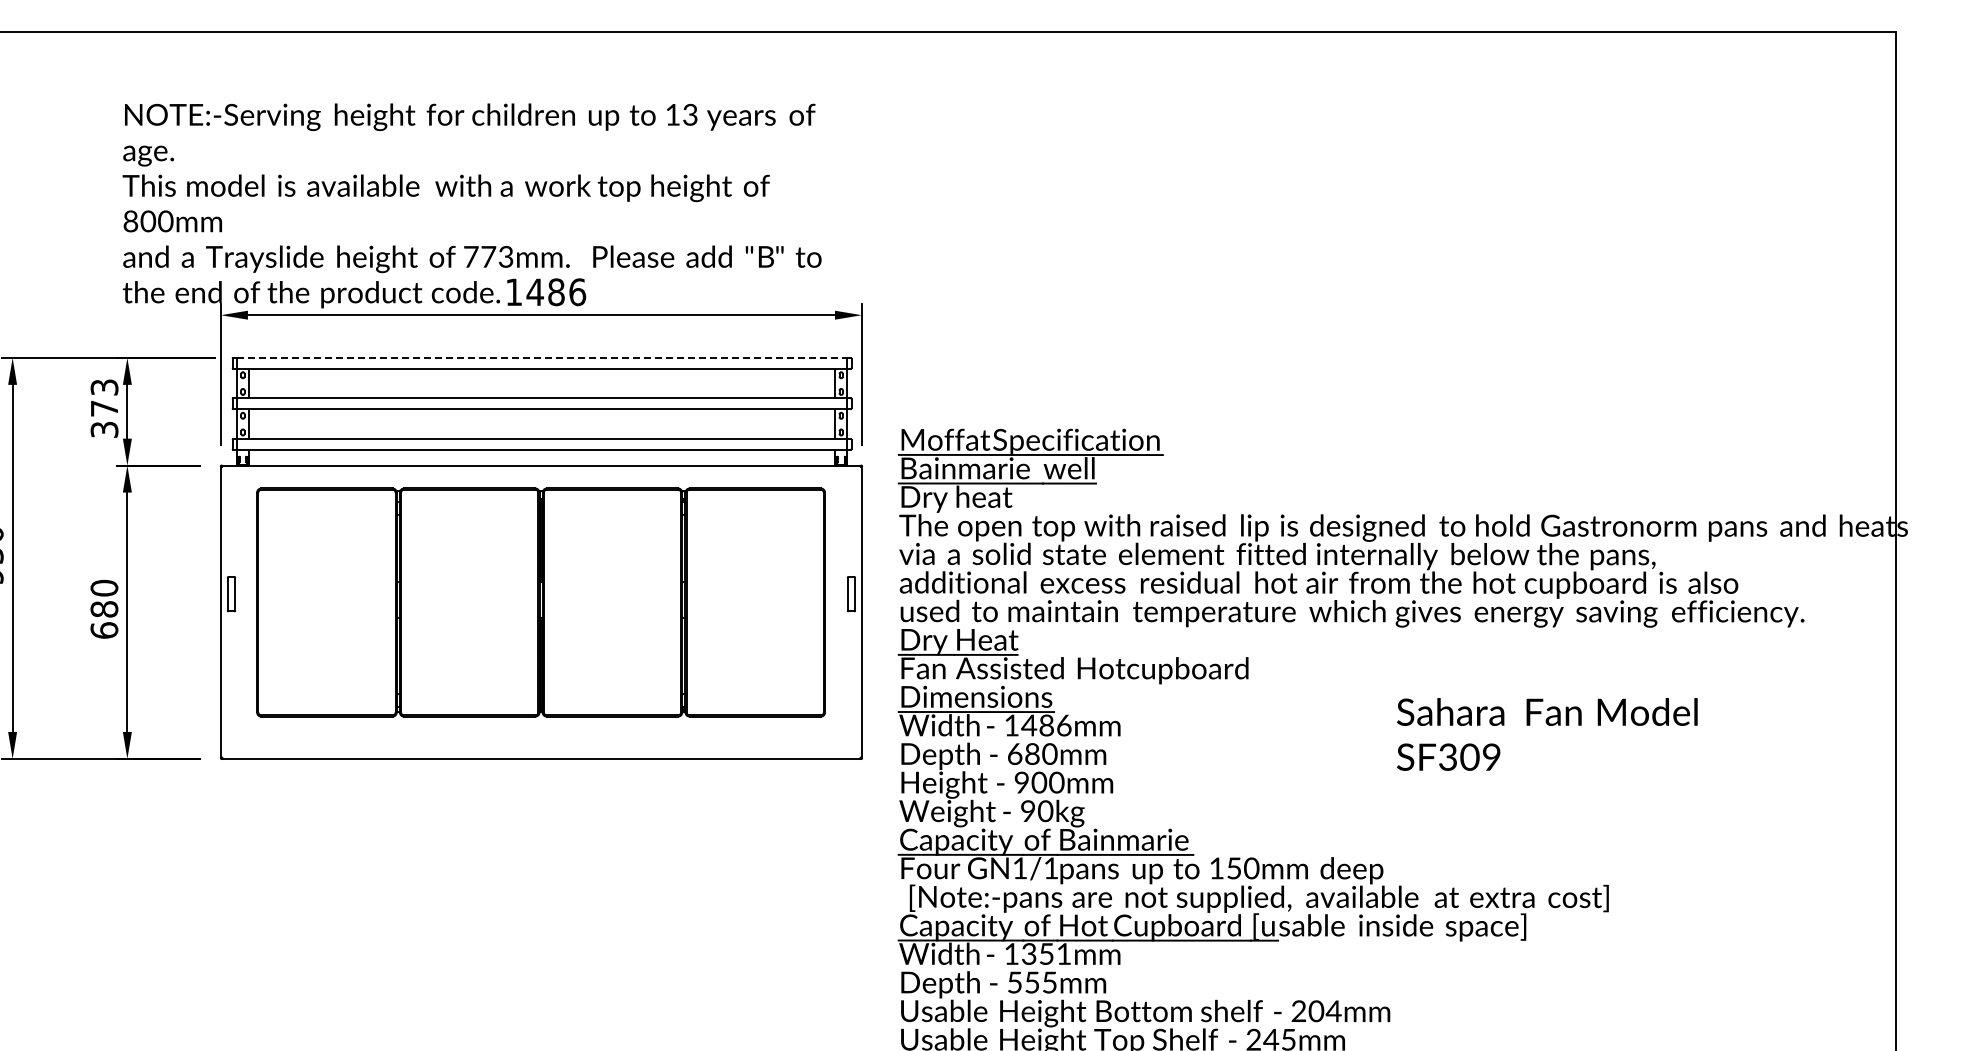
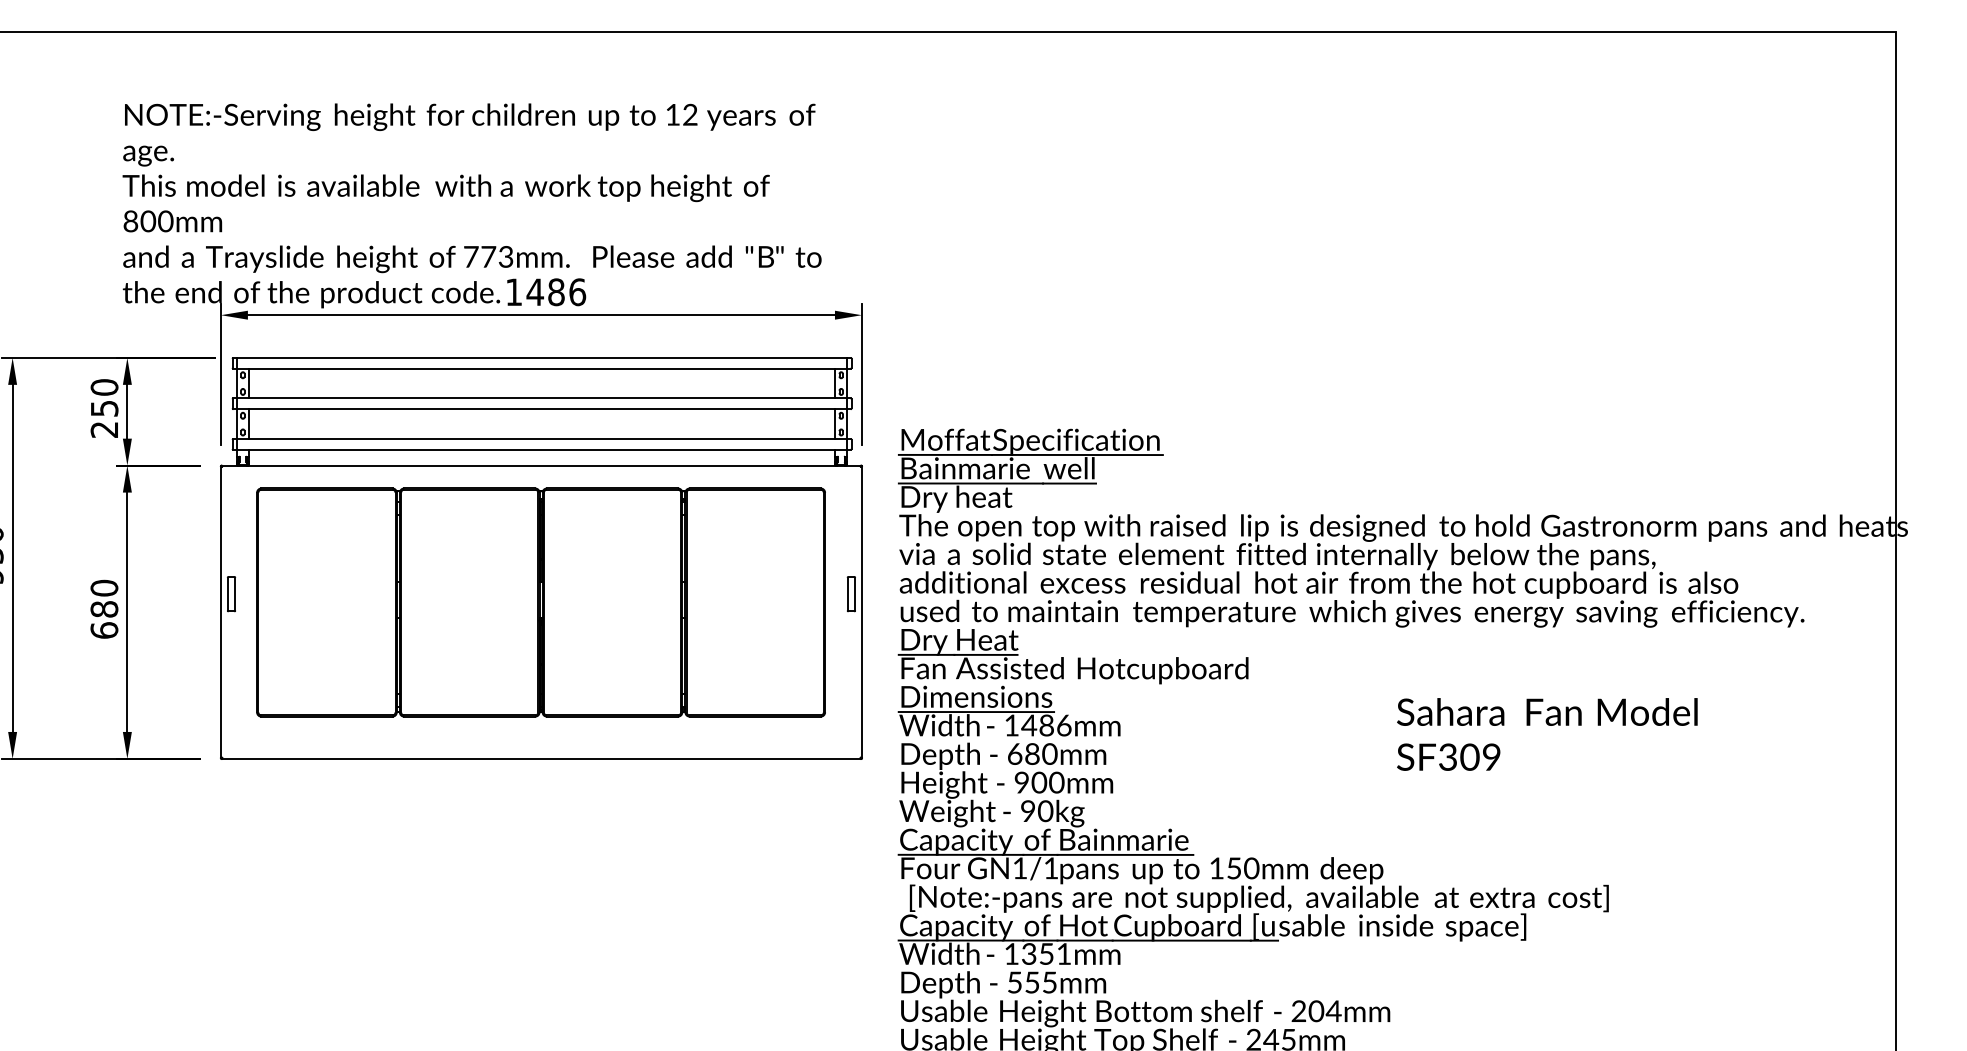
text: 13 -> 12 (690, 116)
line: dashed -> solid (542, 357)
text: 373 -> 250 (104, 408)
